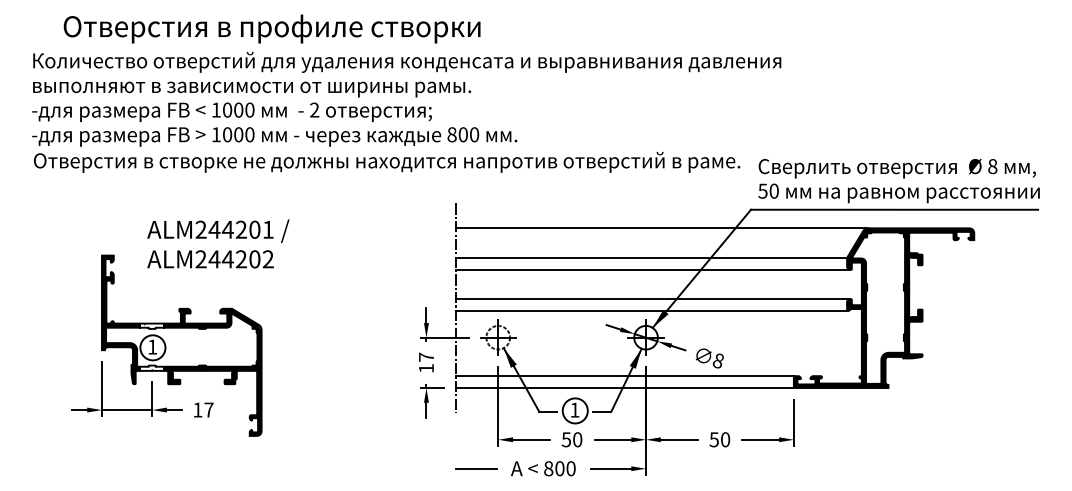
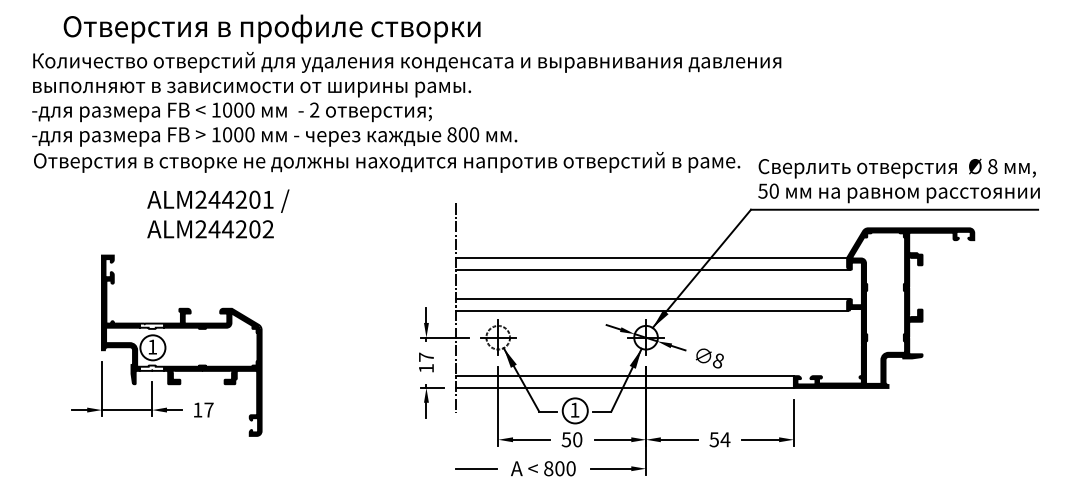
line: present -> none (662, 228)
text position: (218, 243) -> (218, 213) (218, 213)
text: 50 -> 54 (725, 439)
